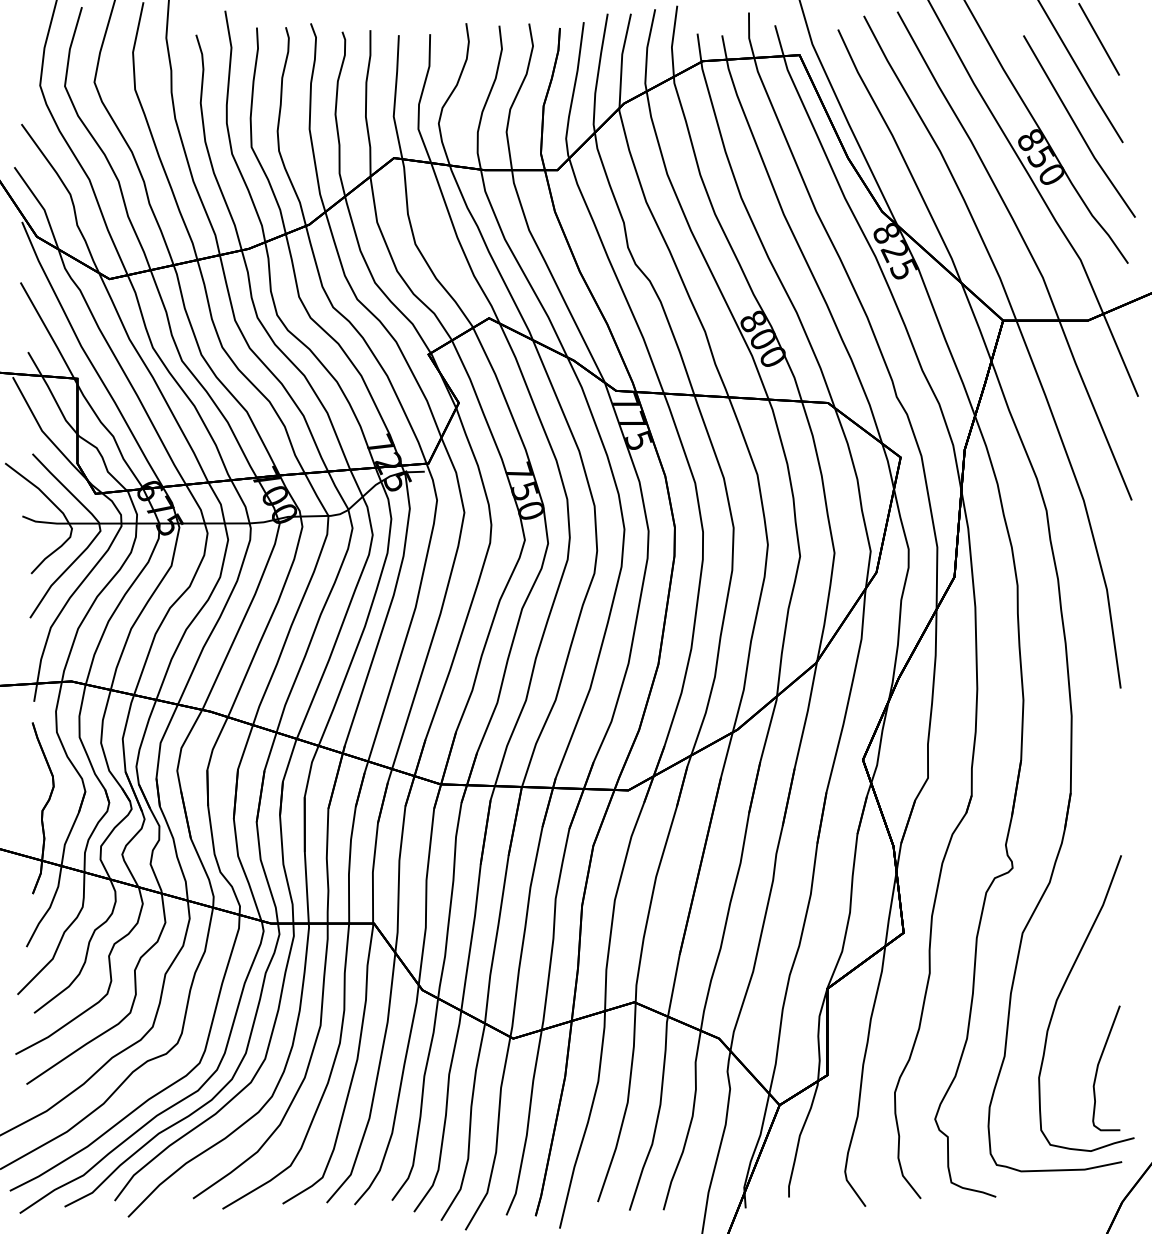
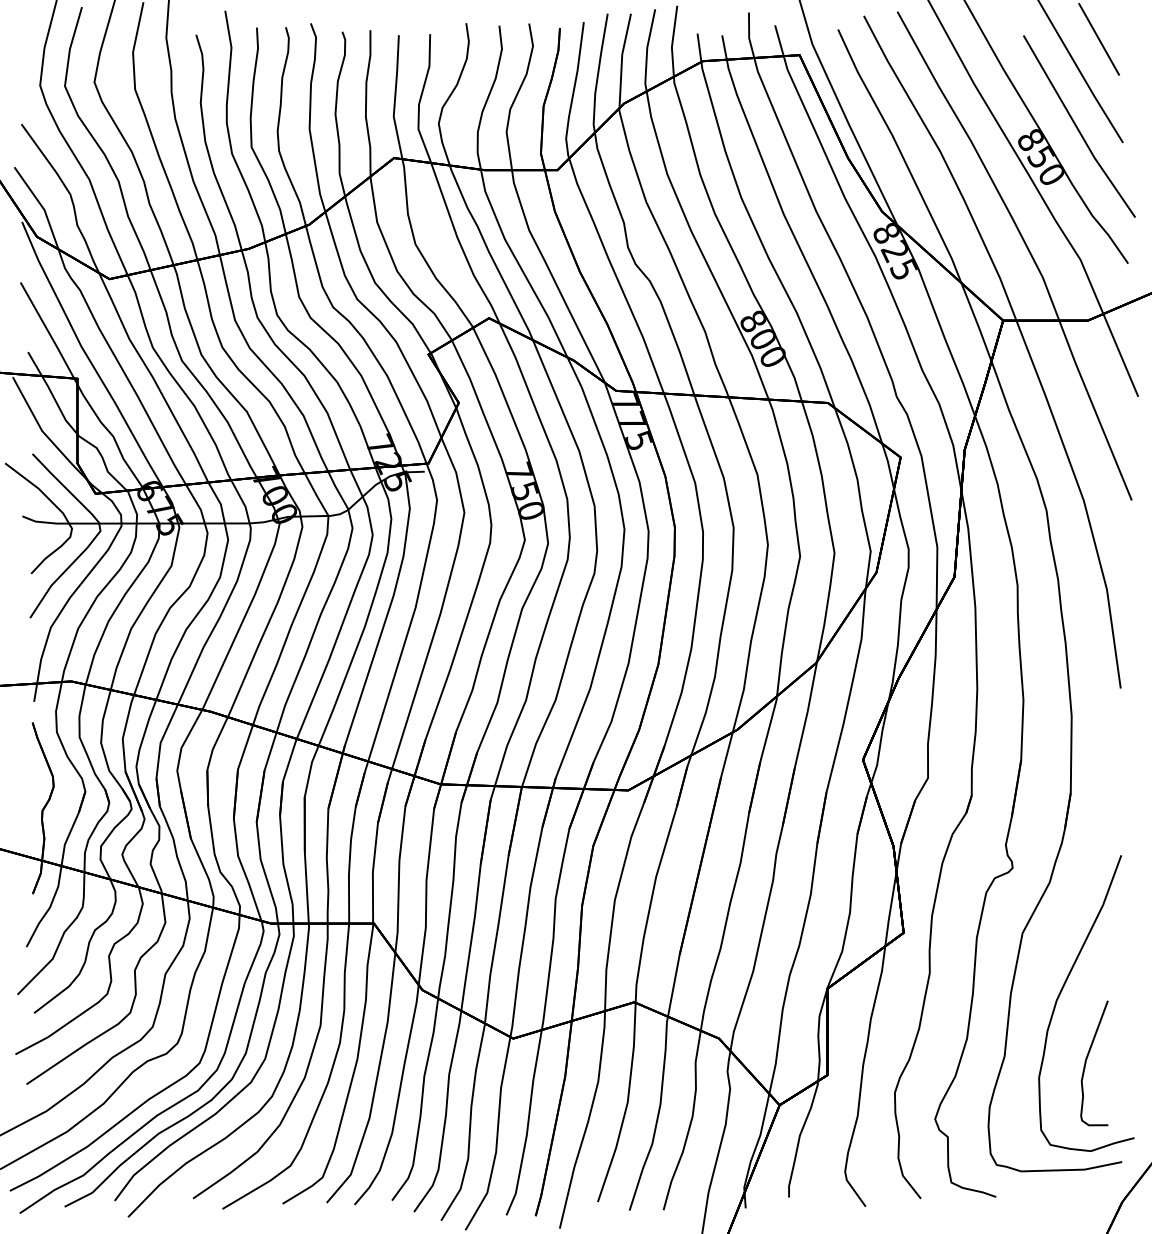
part position: (1098, 1068) -> (1086, 1063) (1086, 1063)
